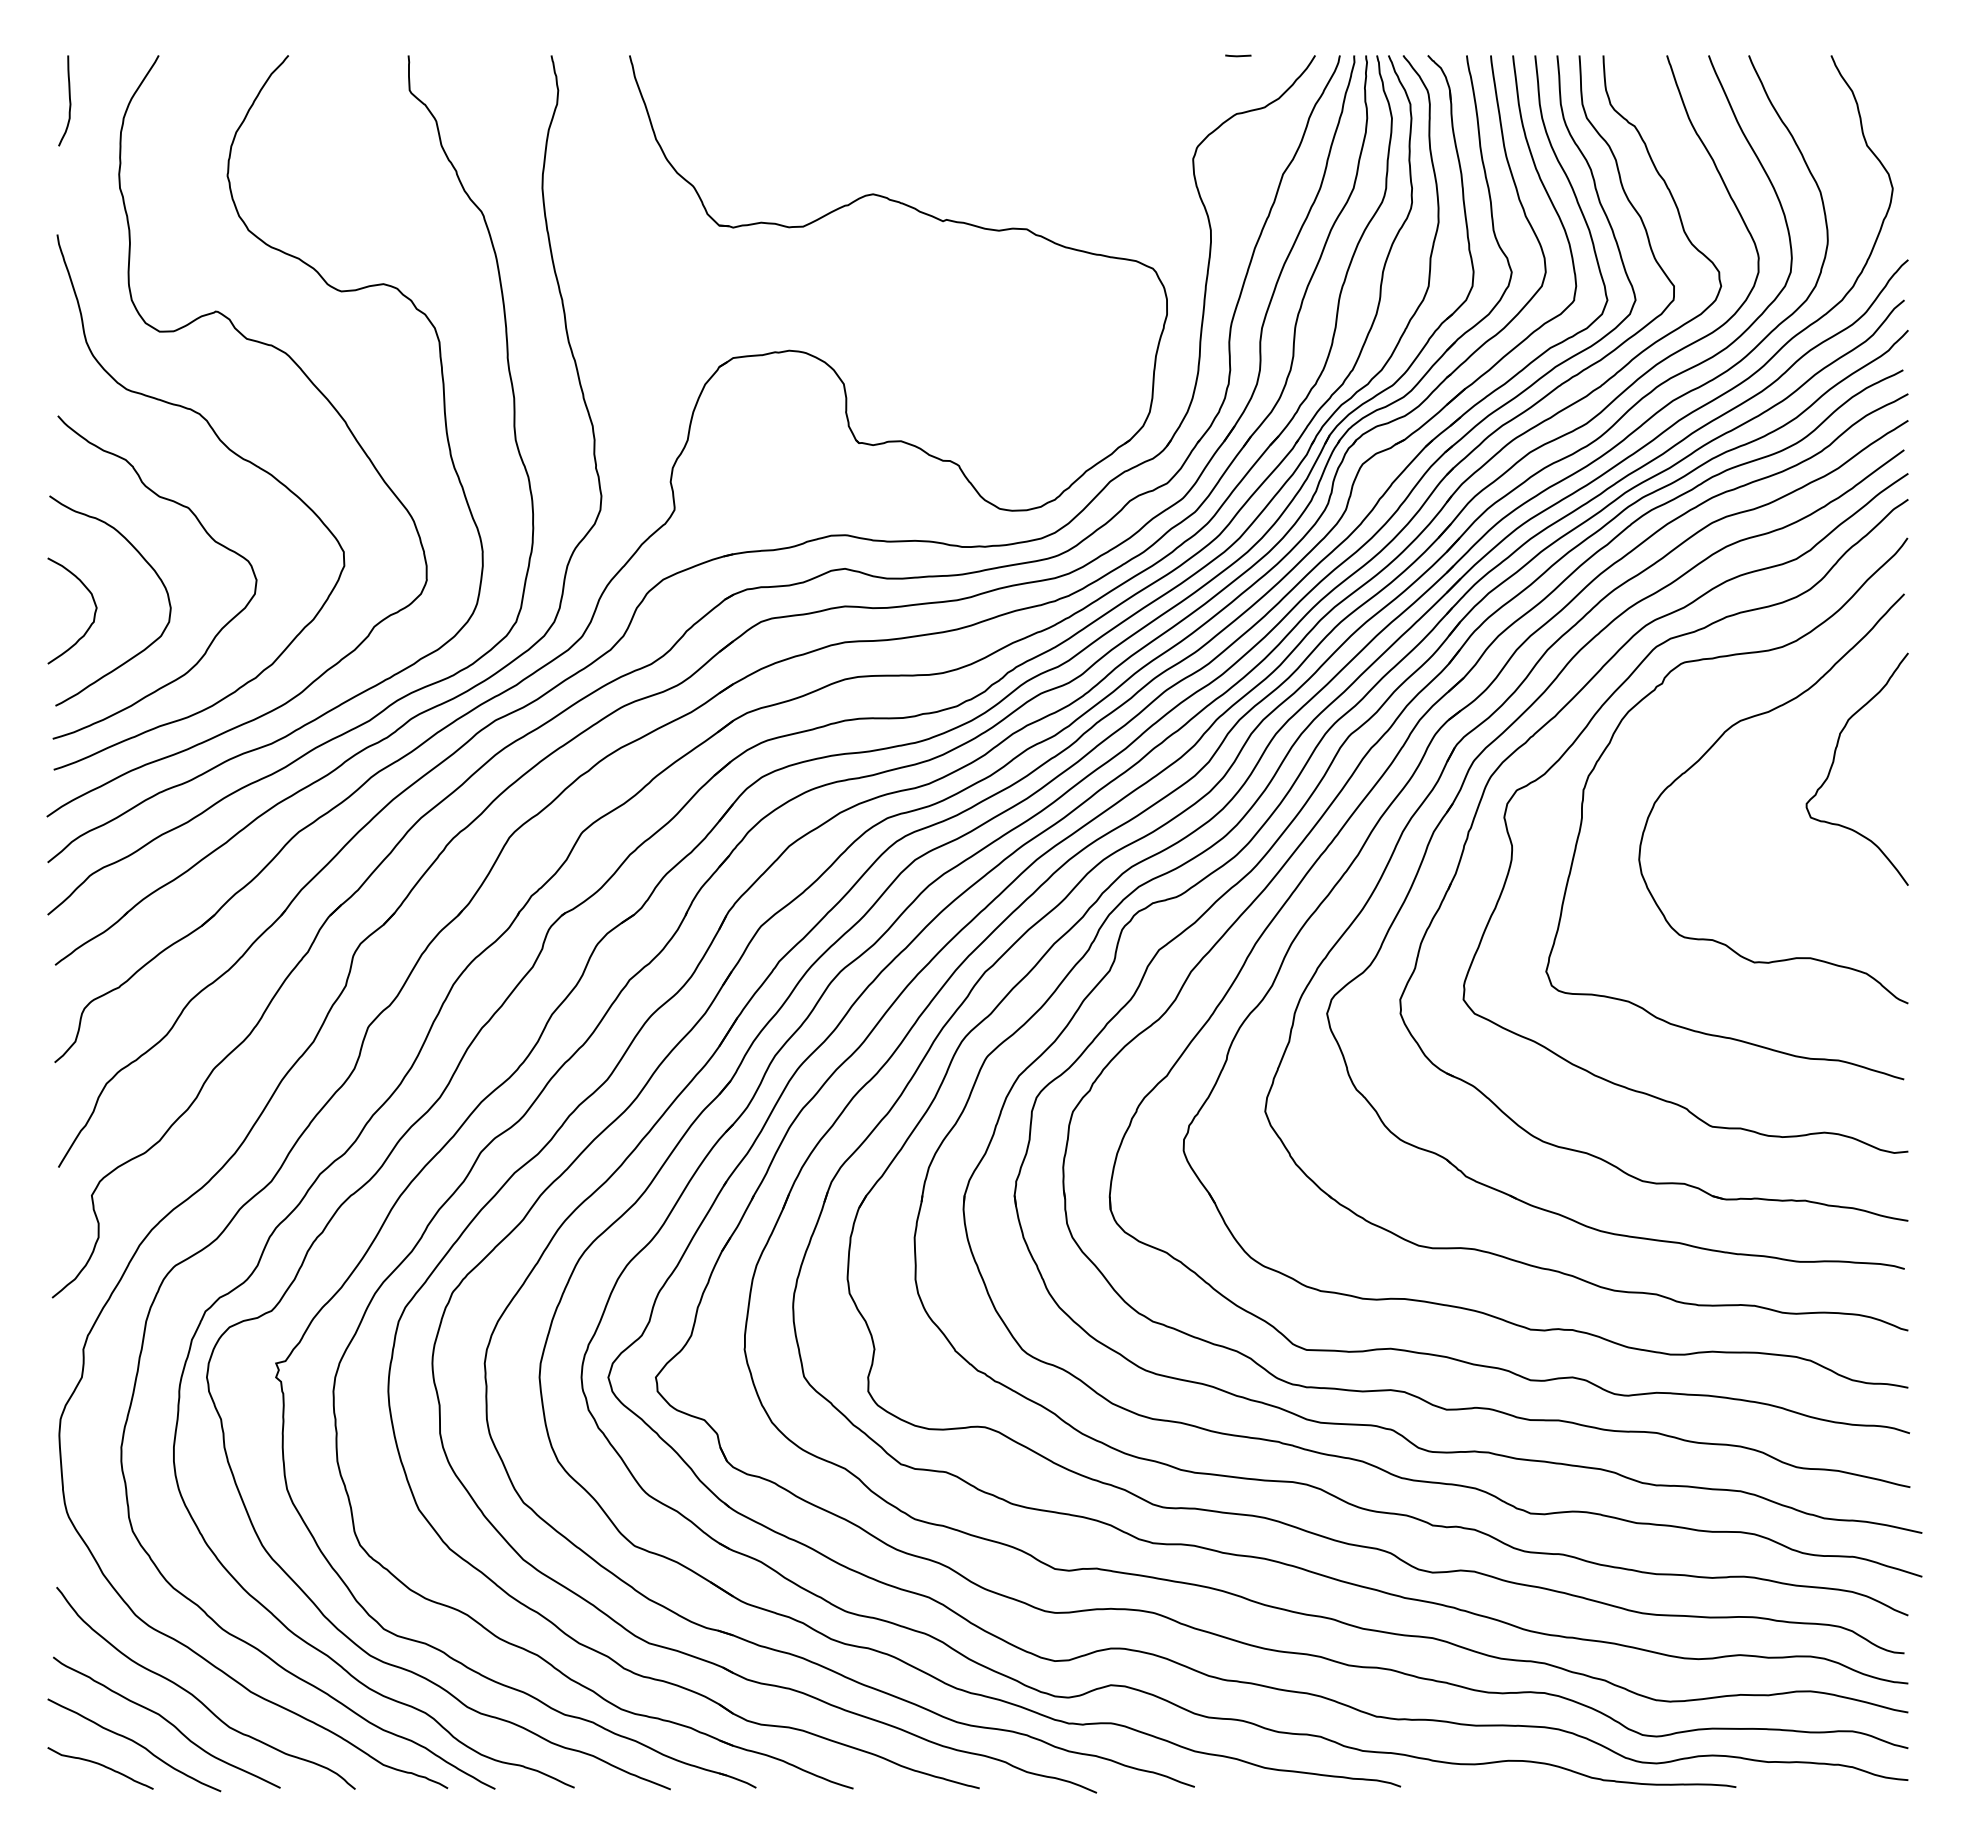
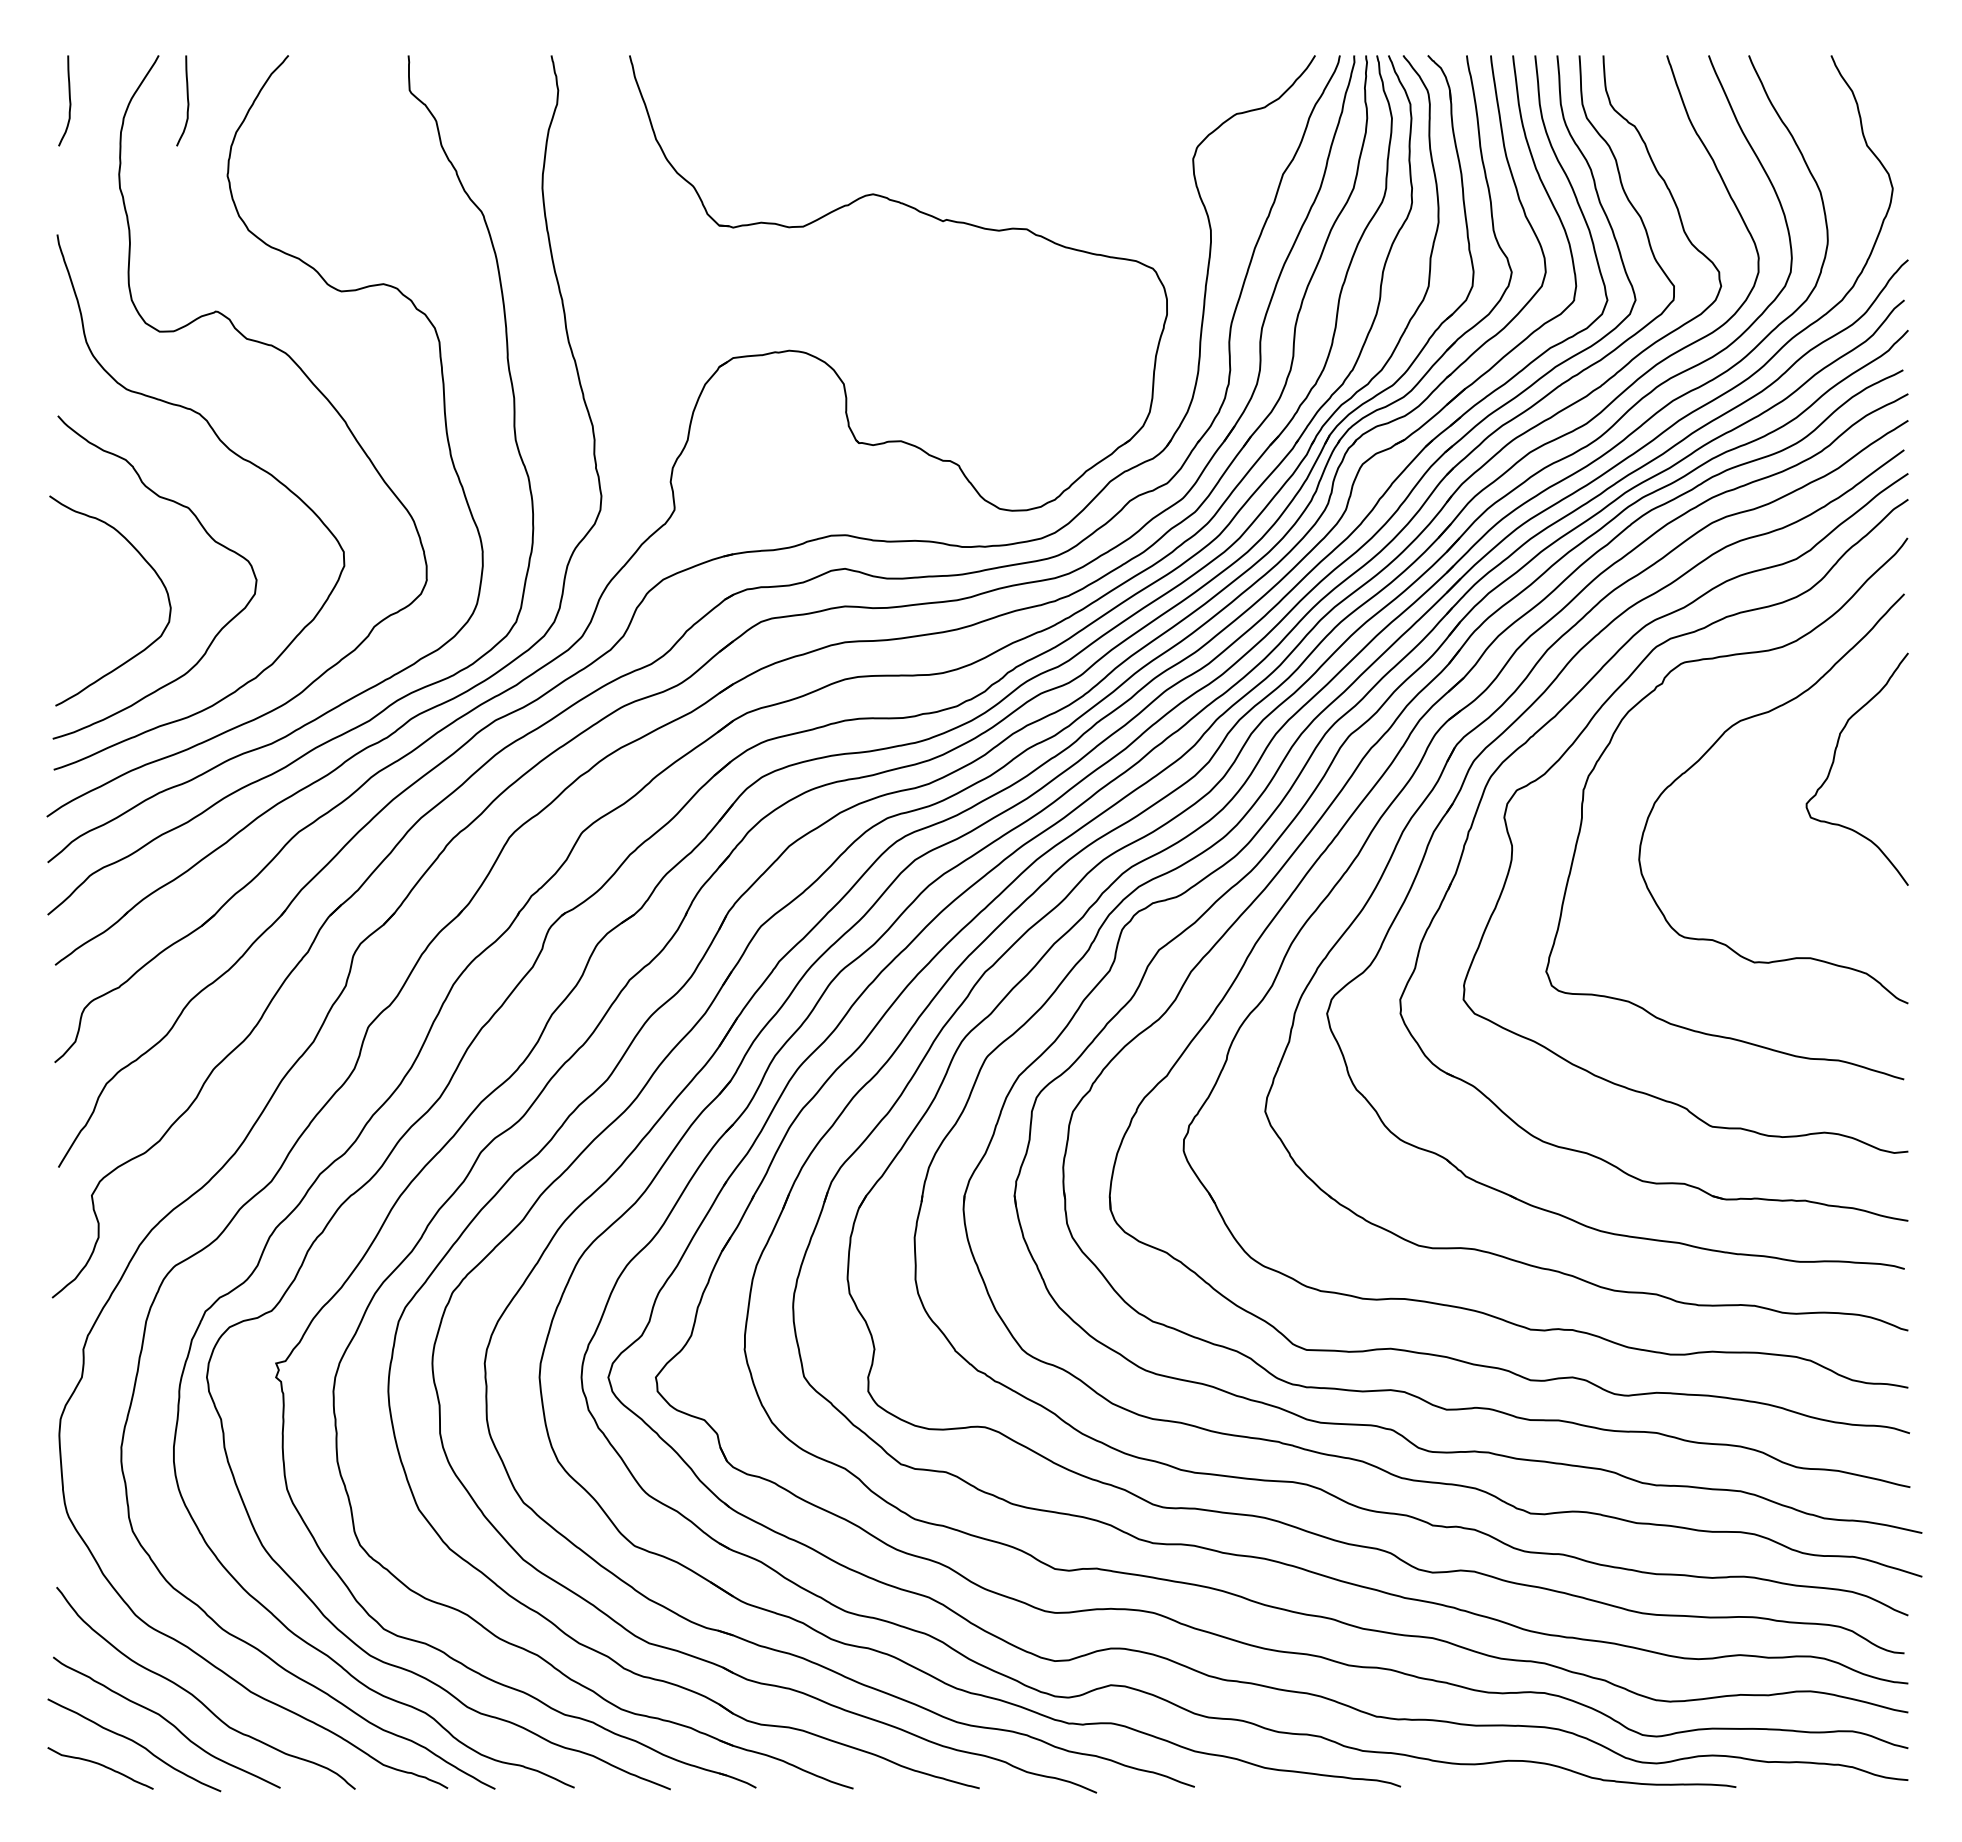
line: present -> none (1238, 55)
curve: none -> present (187, 100)
curve: present -> none (93, 615)
